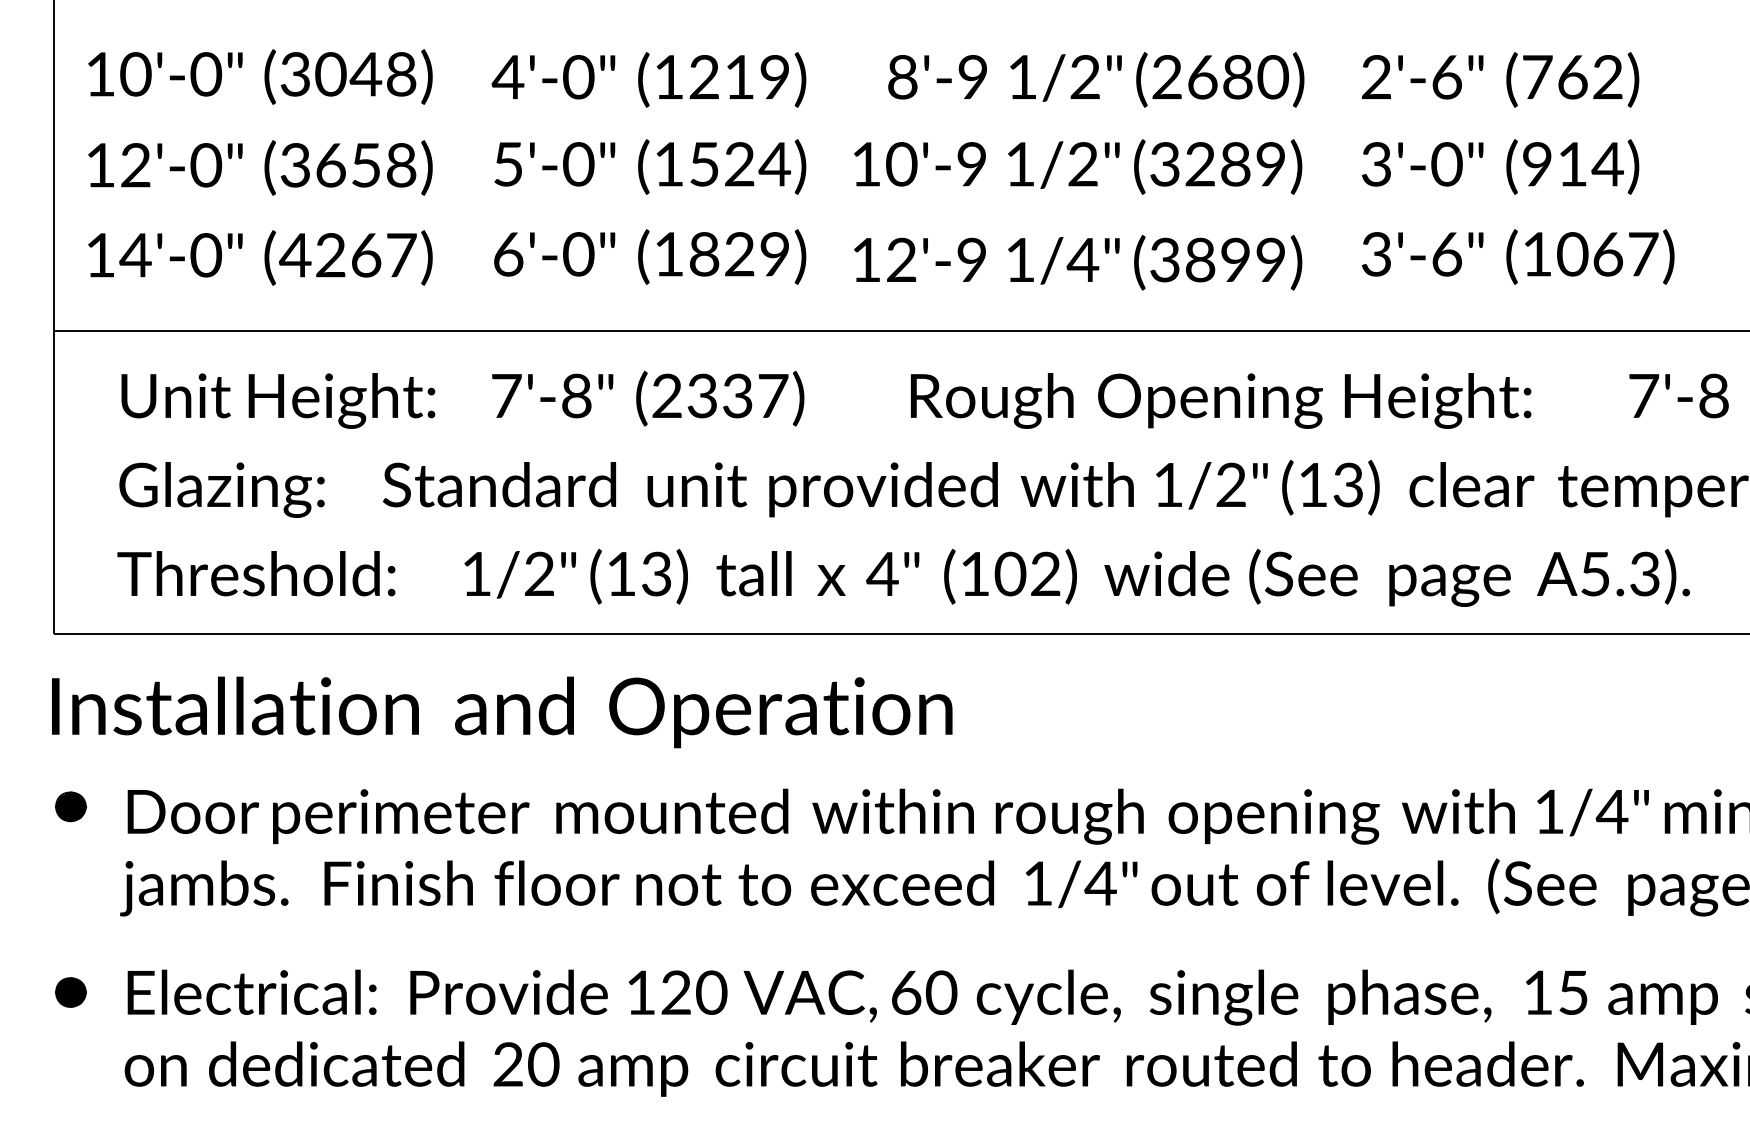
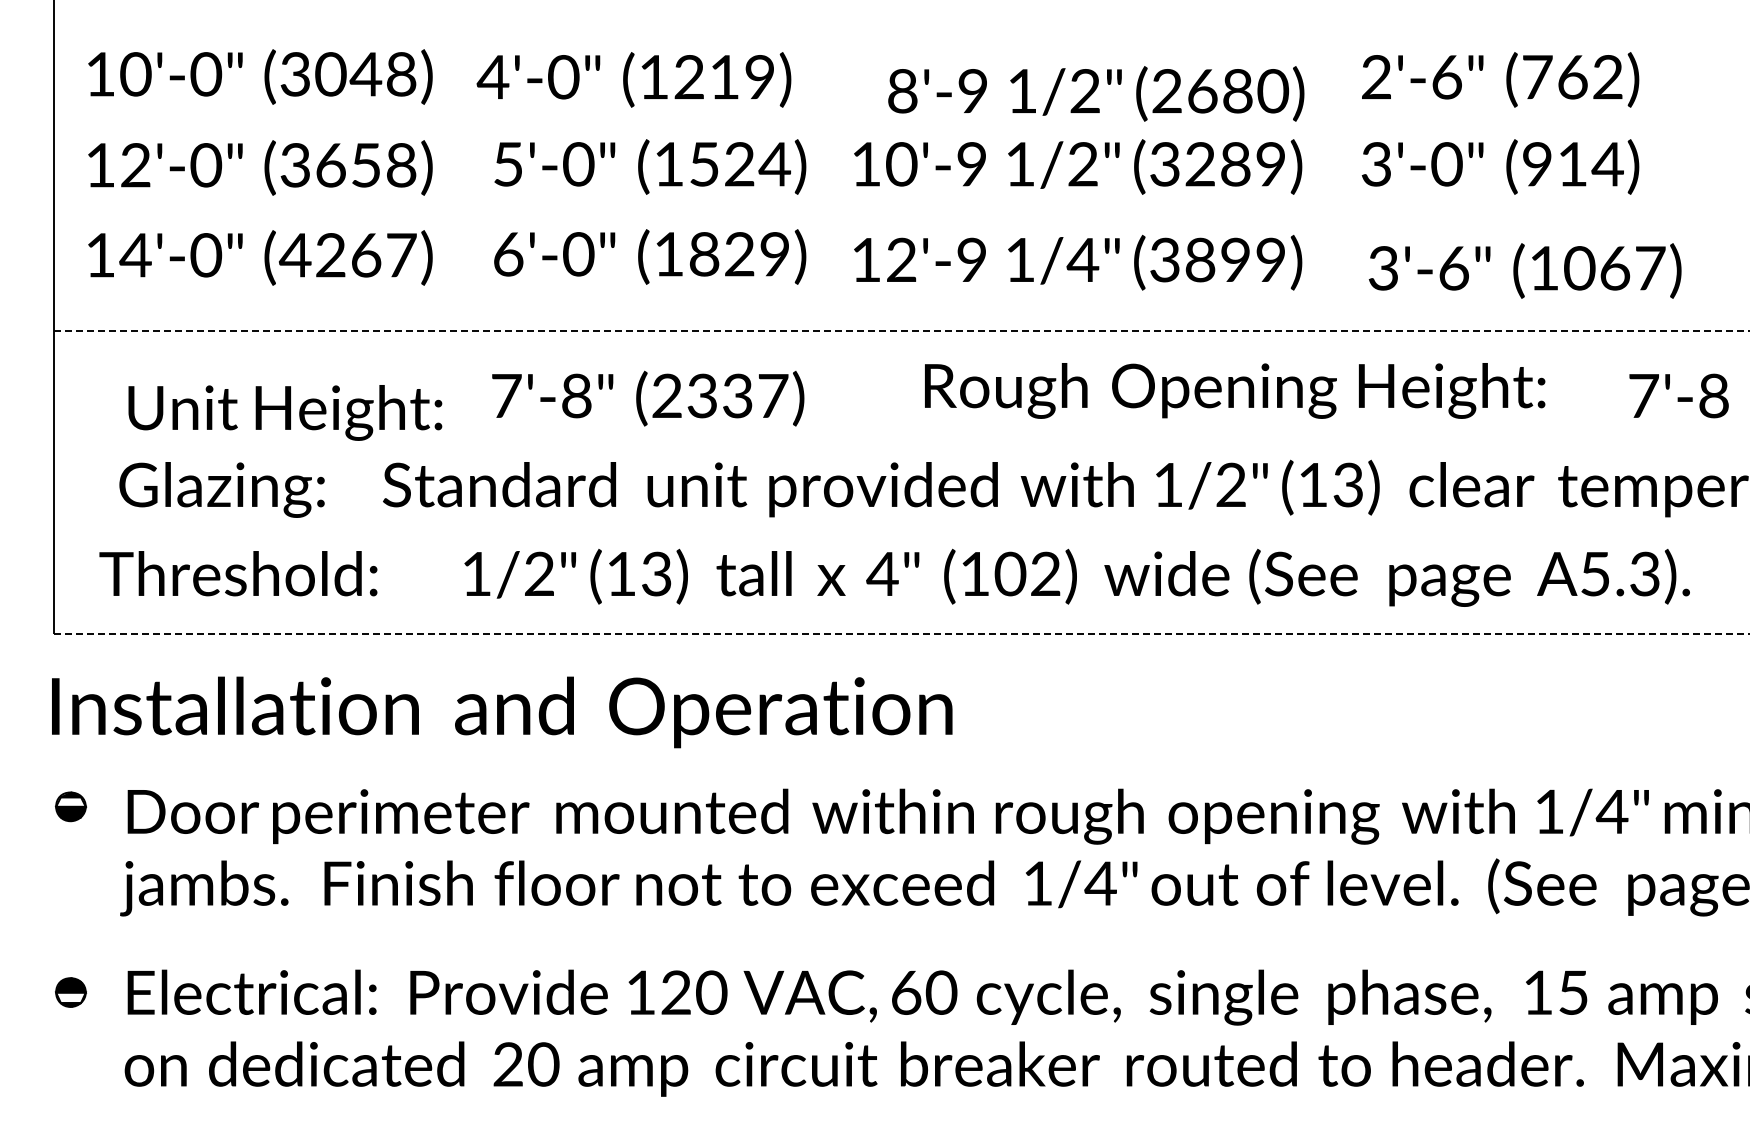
text position: (648, 79) -> (633, 79) (633, 79)
text position: (1096, 79) -> (1096, 93) (1096, 93)
text position: (1517, 256) -> (1524, 270) (1524, 270)
line: solid -> dashed (902, 330)
text position: (278, 400) -> (285, 412) (285, 412)
text position: (1221, 400) -> (1235, 390) (1235, 390)
text position: (256, 573) -> (238, 573) (238, 573)
line: solid -> dashed (902, 634)
fill: present -> none (70, 801)
fill: present -> none (70, 997)
